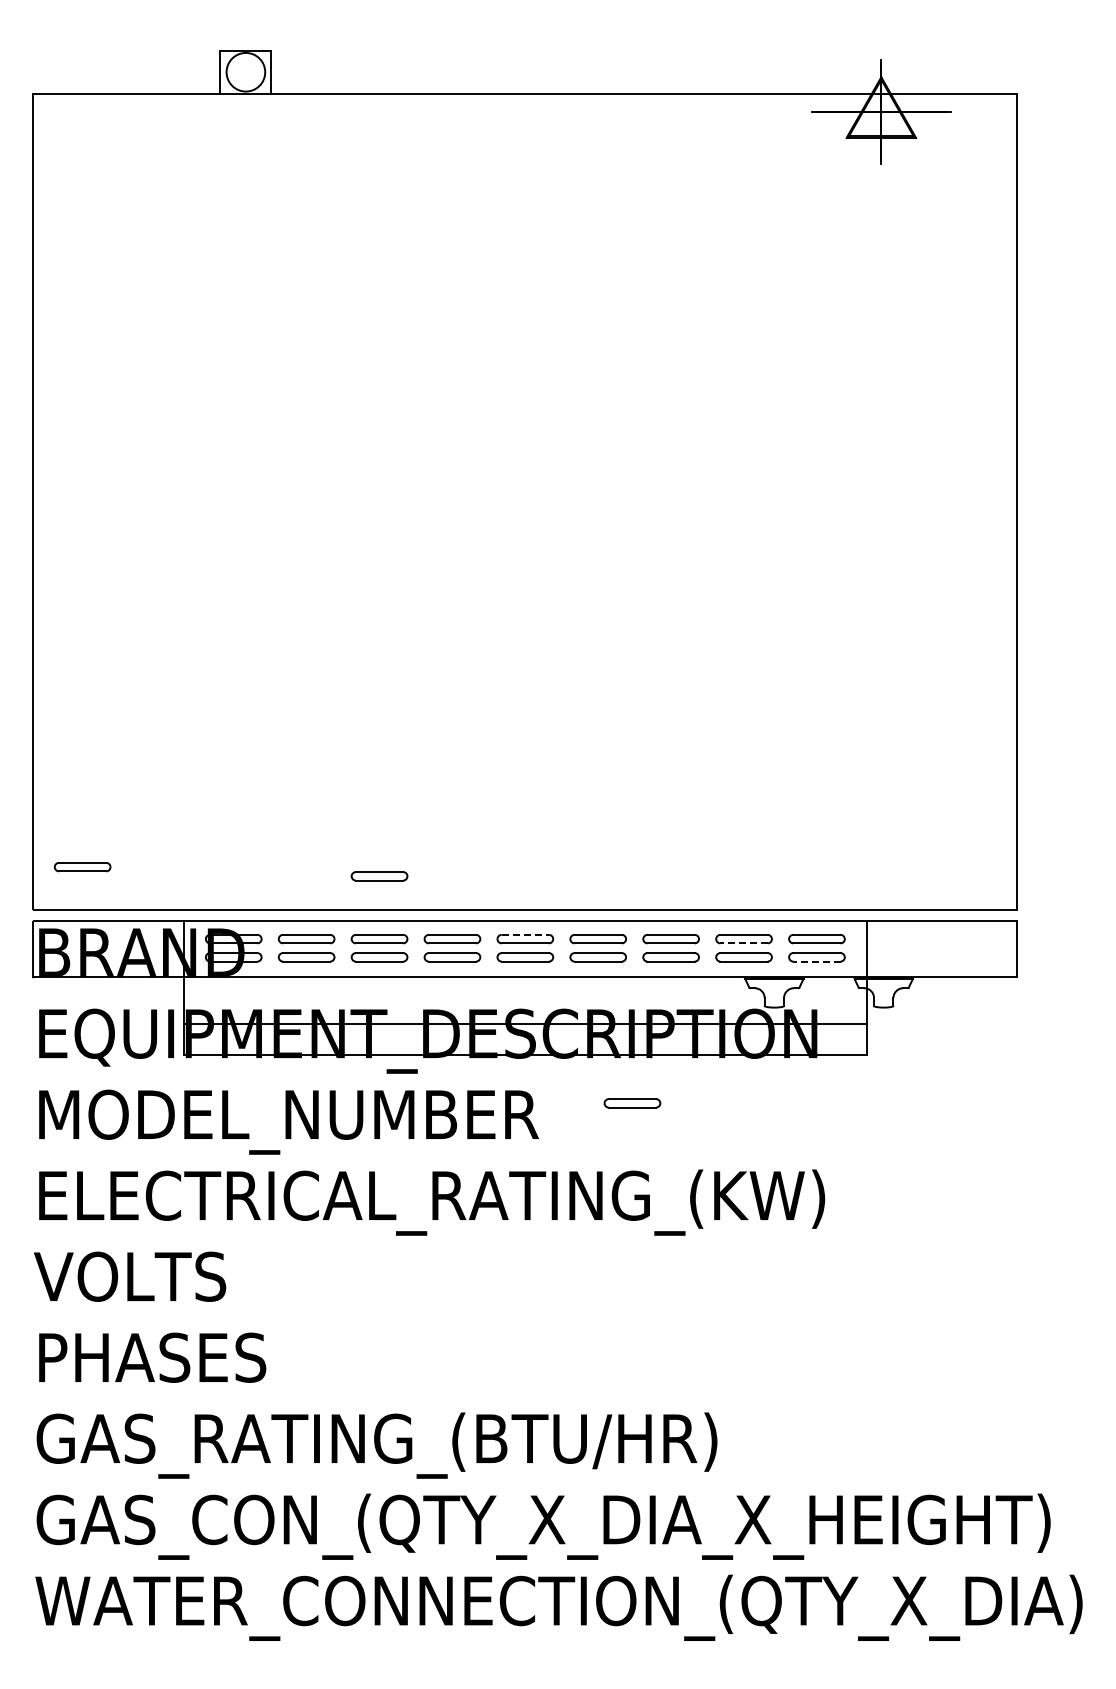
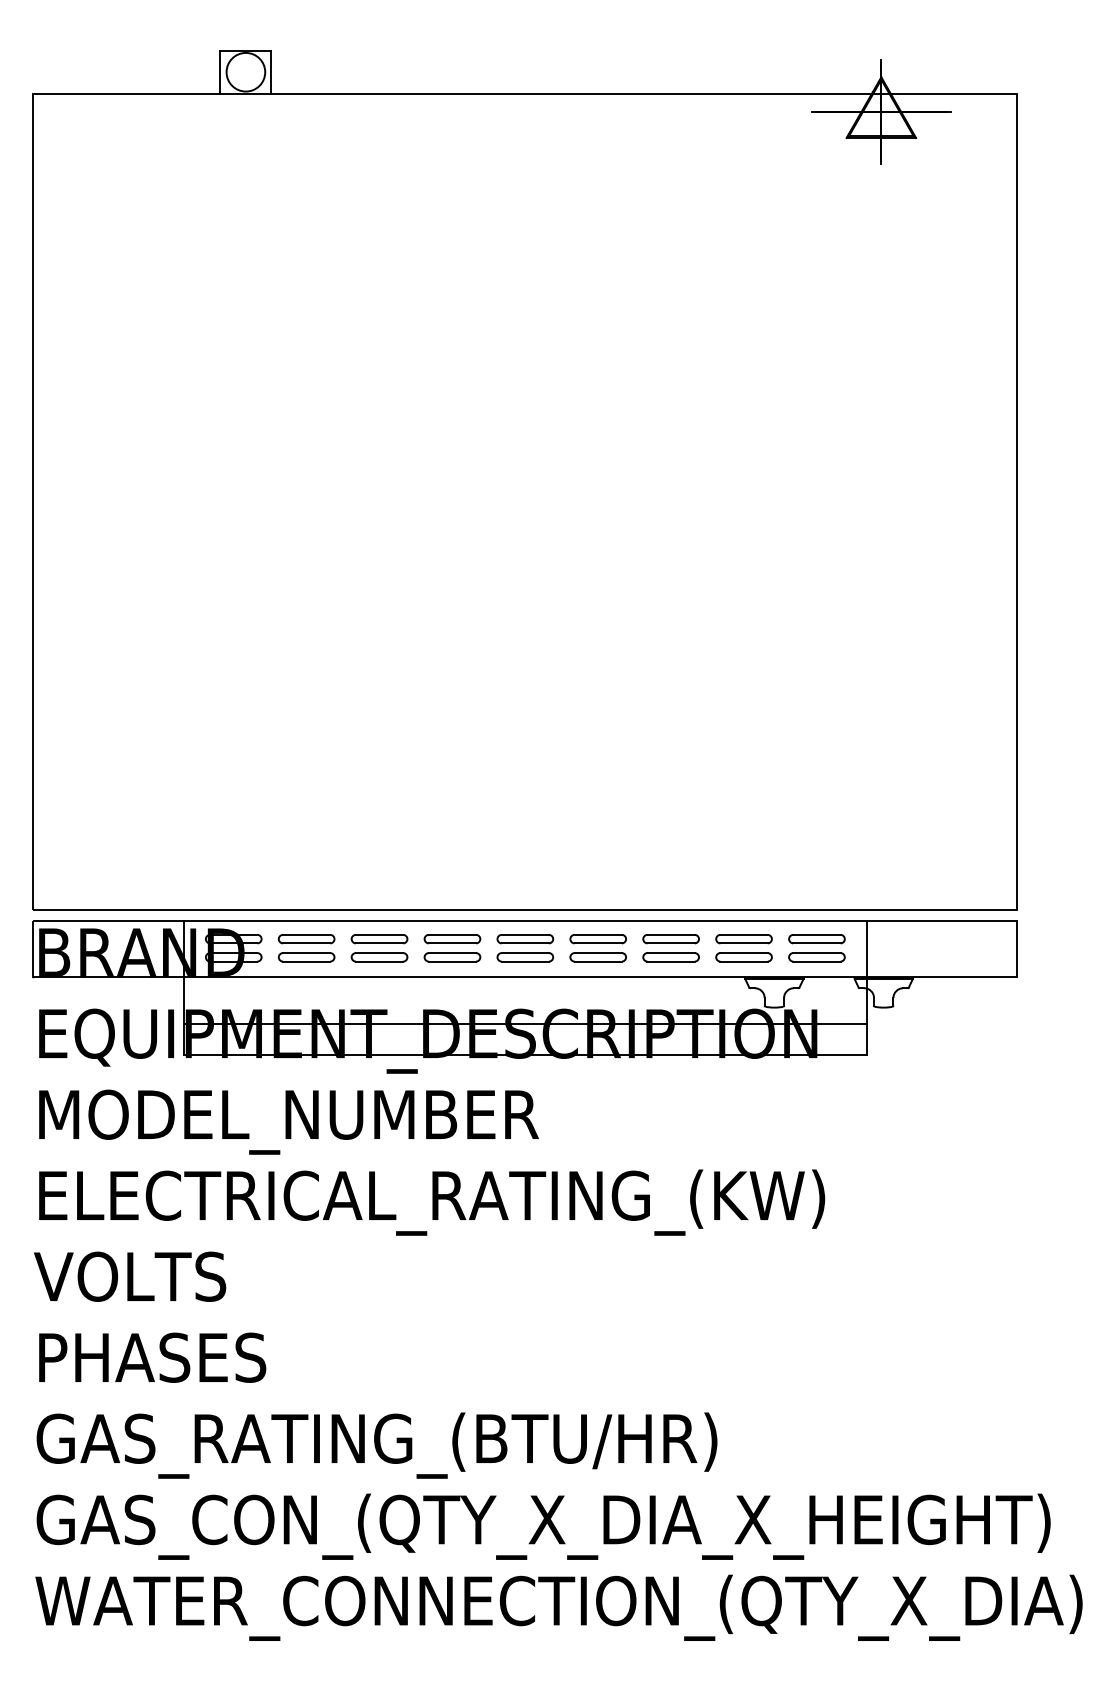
part: present -> none (82, 867)
part: present -> none (379, 876)
line: dashed -> solid (525, 934)
line: dashed -> solid (744, 943)
line: dashed -> solid (816, 961)
part: present -> none (632, 1103)
